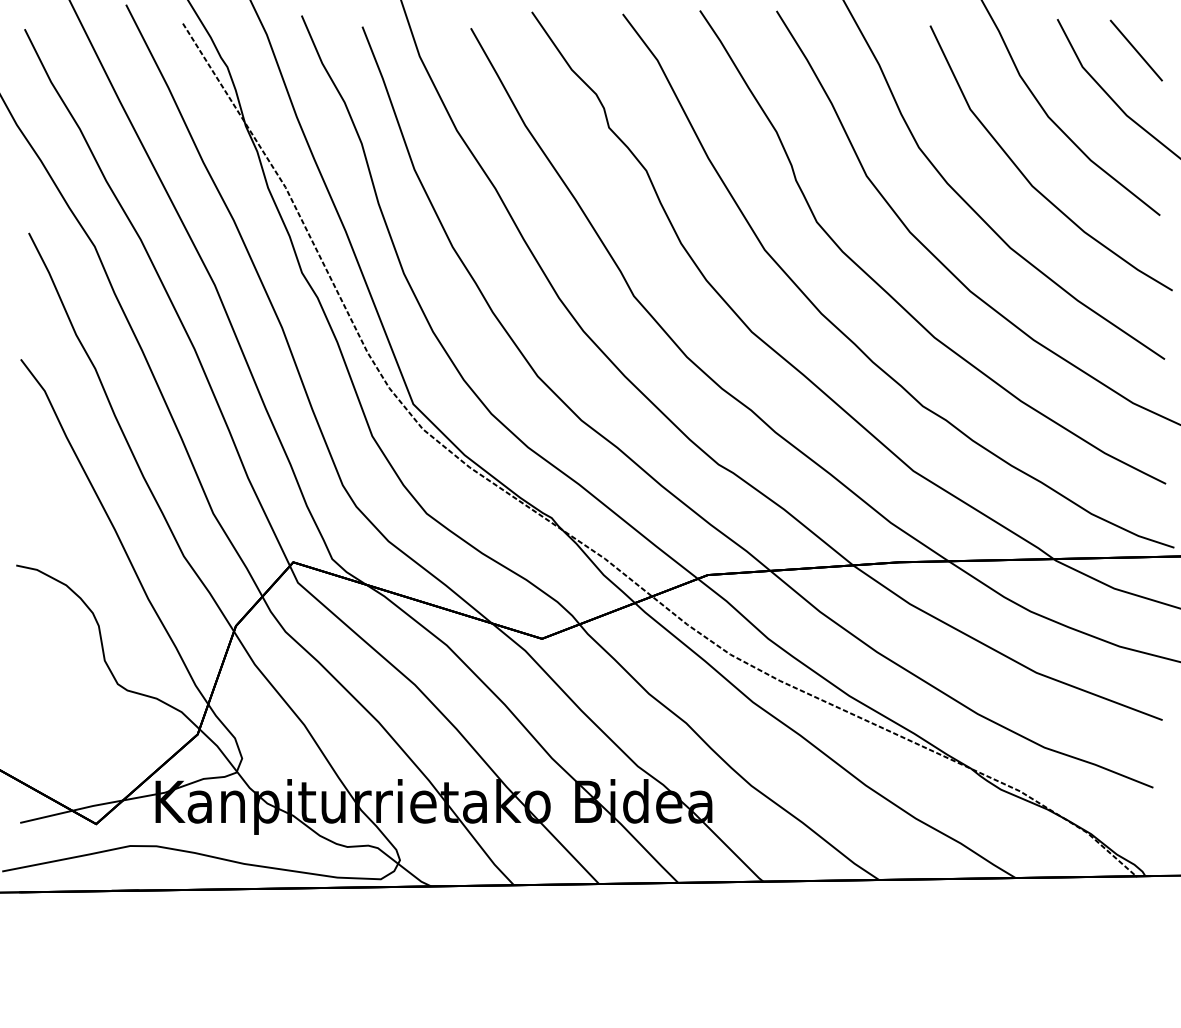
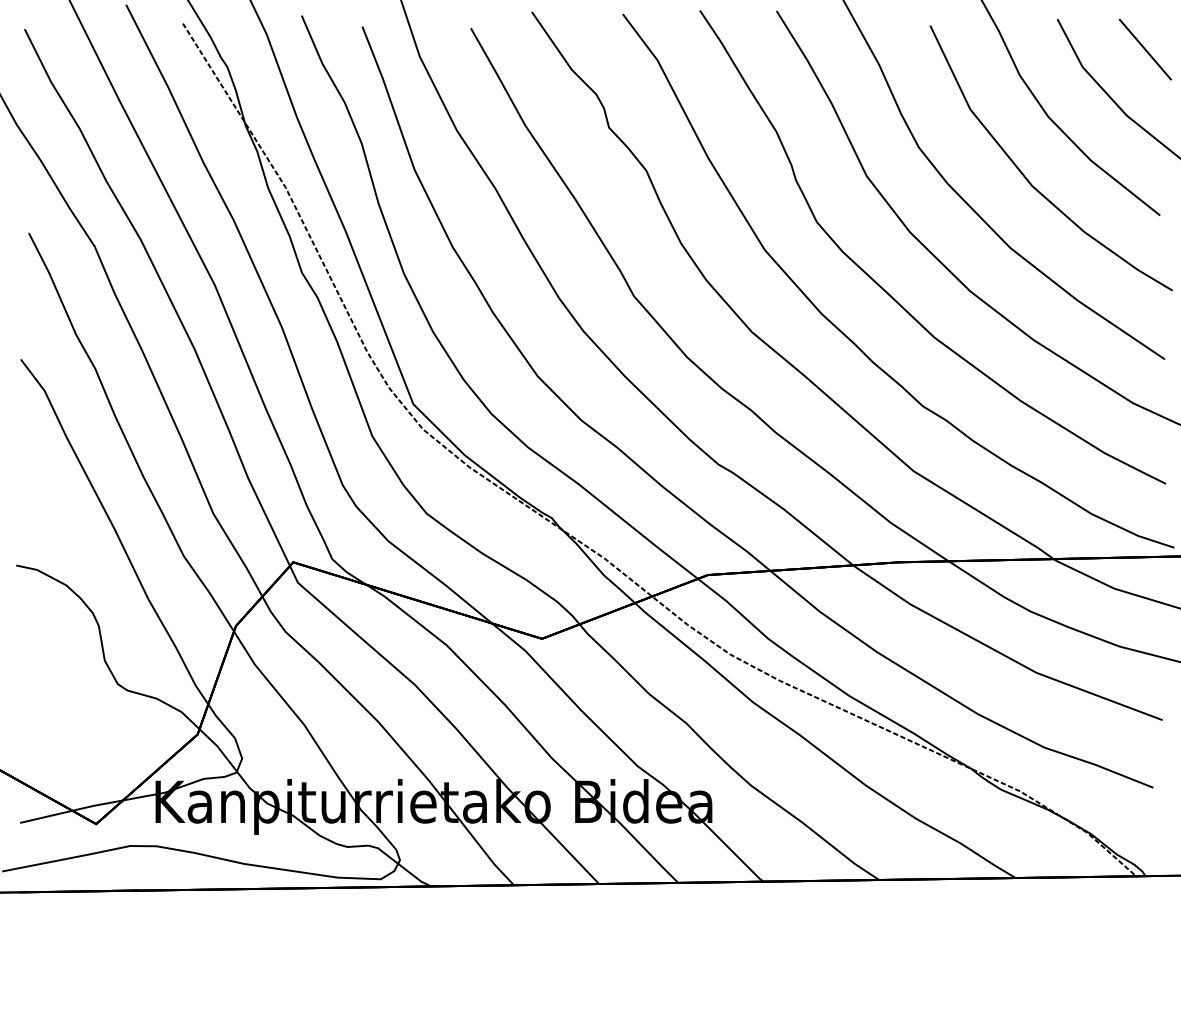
line position: (1135, 50) -> (1144, 49) (1144, 49)
